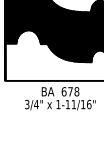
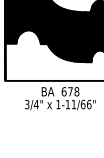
text: 1-11/16" -> 1-11/66" (82, 104)
